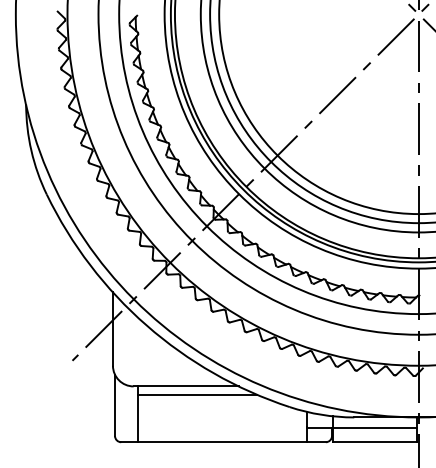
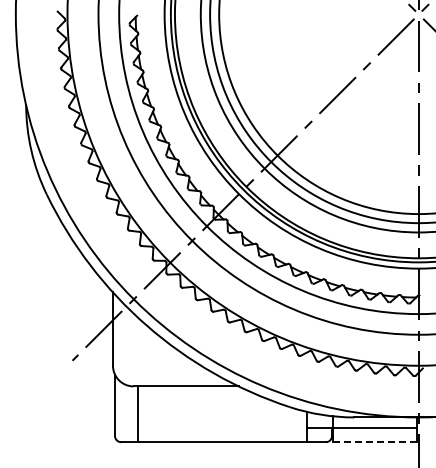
line: present -> none (196, 394)
line: solid -> dashed (374, 442)
